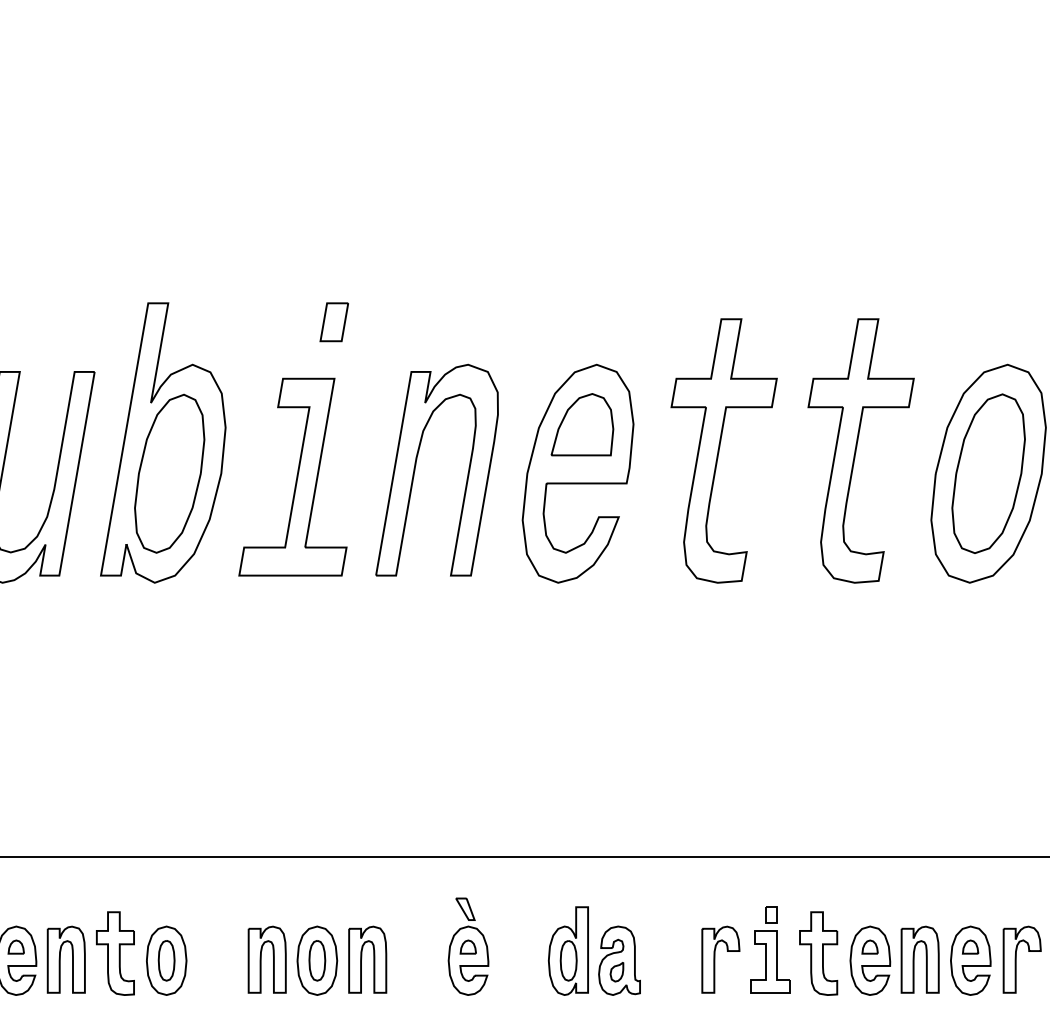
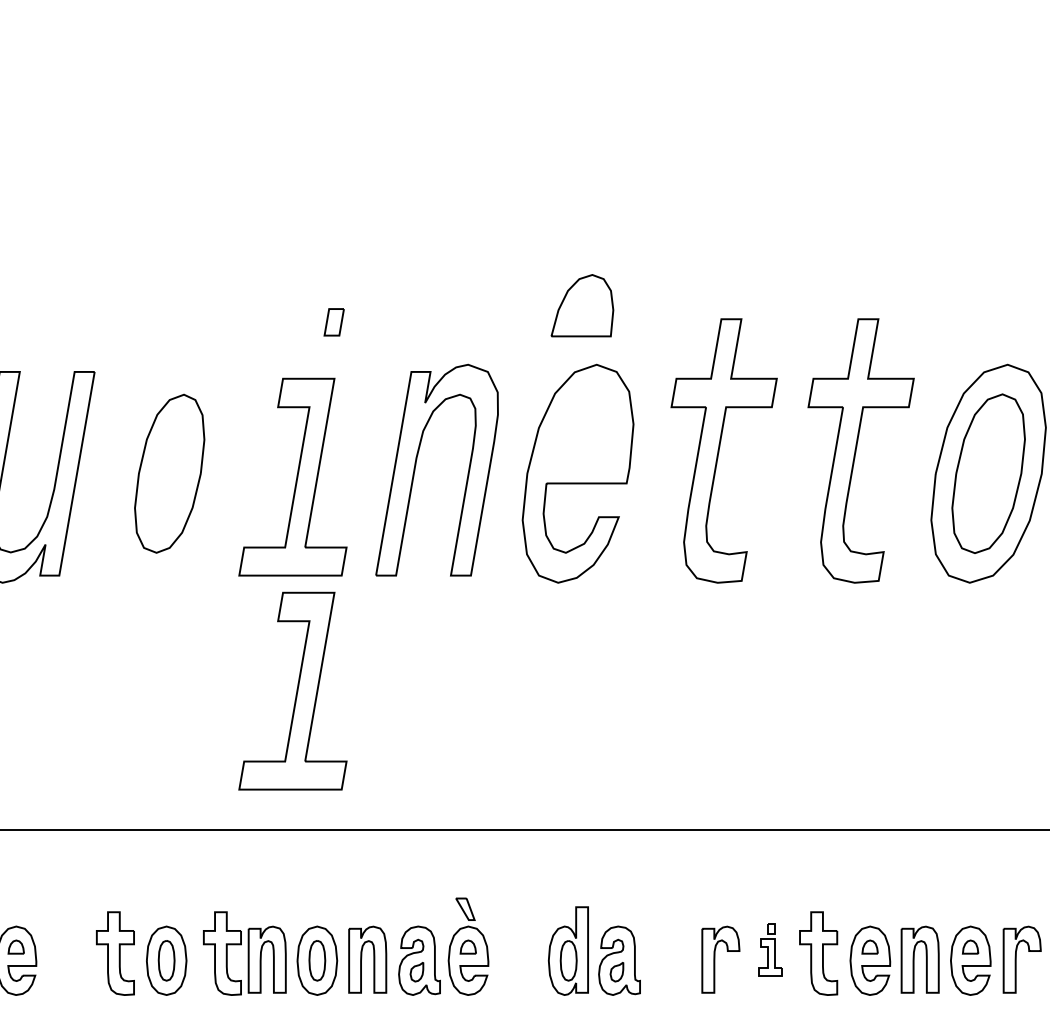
part size: 30x41 px -> 22x29 px (333, 322)
part position: (582, 424) -> (582, 305) (582, 305)
part: present -> none (163, 442)
part: none -> present (292, 690)
line position: (524, 856) -> (524, 829) (524, 829)
part size: 41x88 px -> 25x54 px (770, 949)
part: none -> present (222, 953)
part: present -> none (65, 959)
part: none -> present (419, 960)
